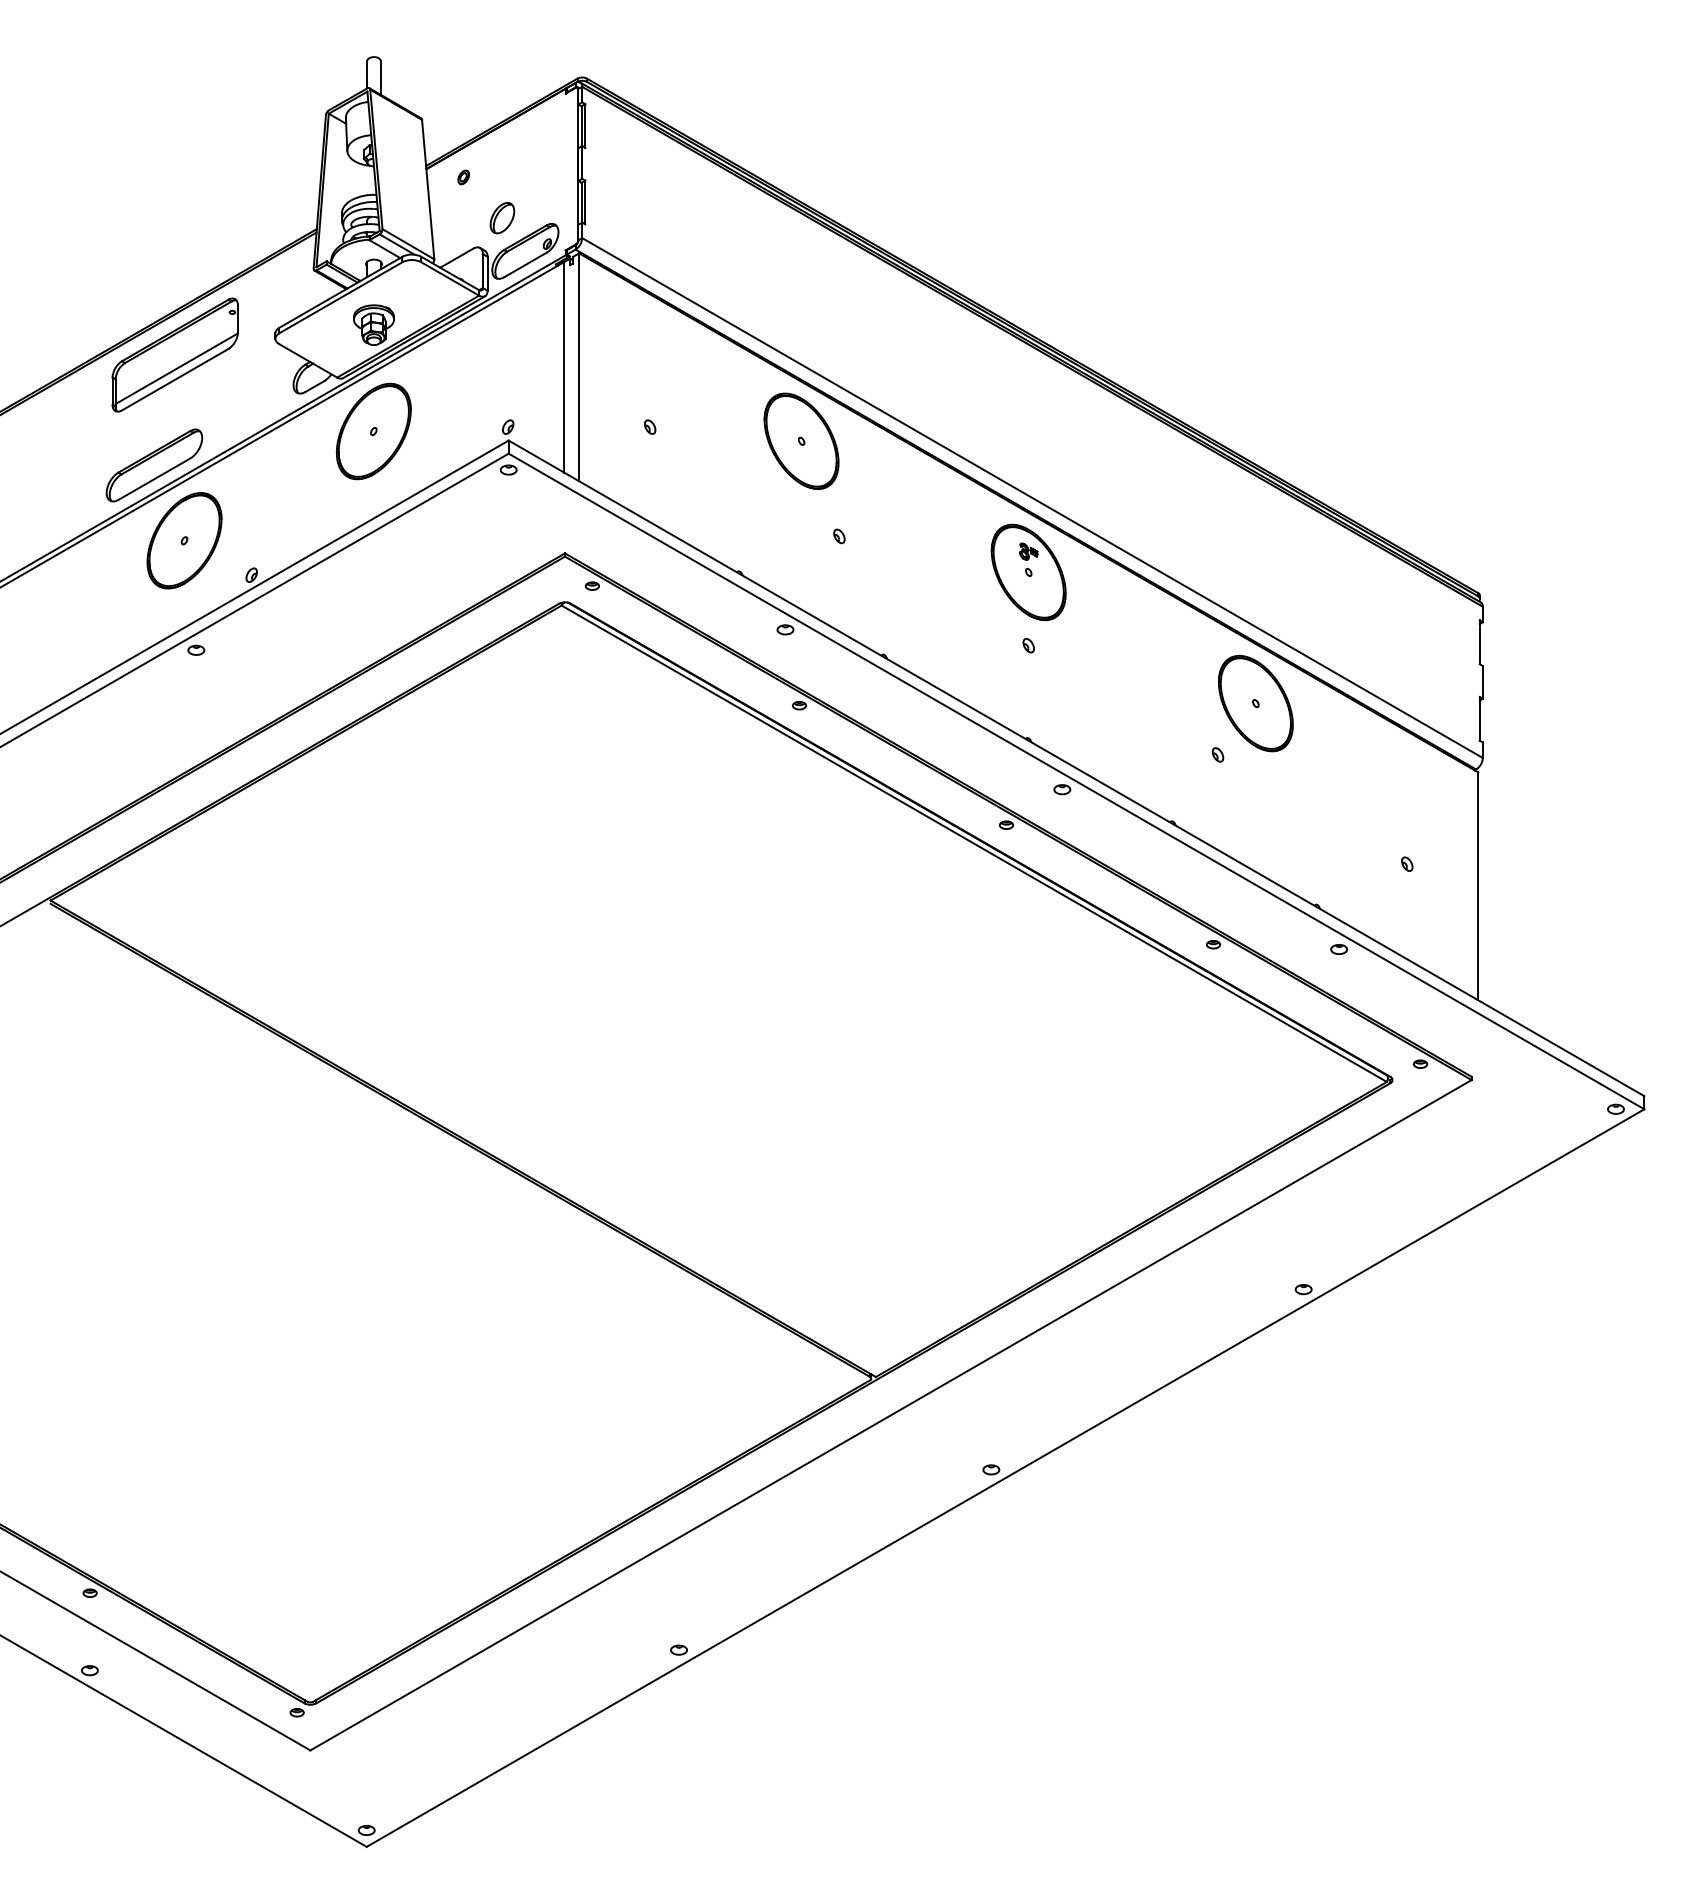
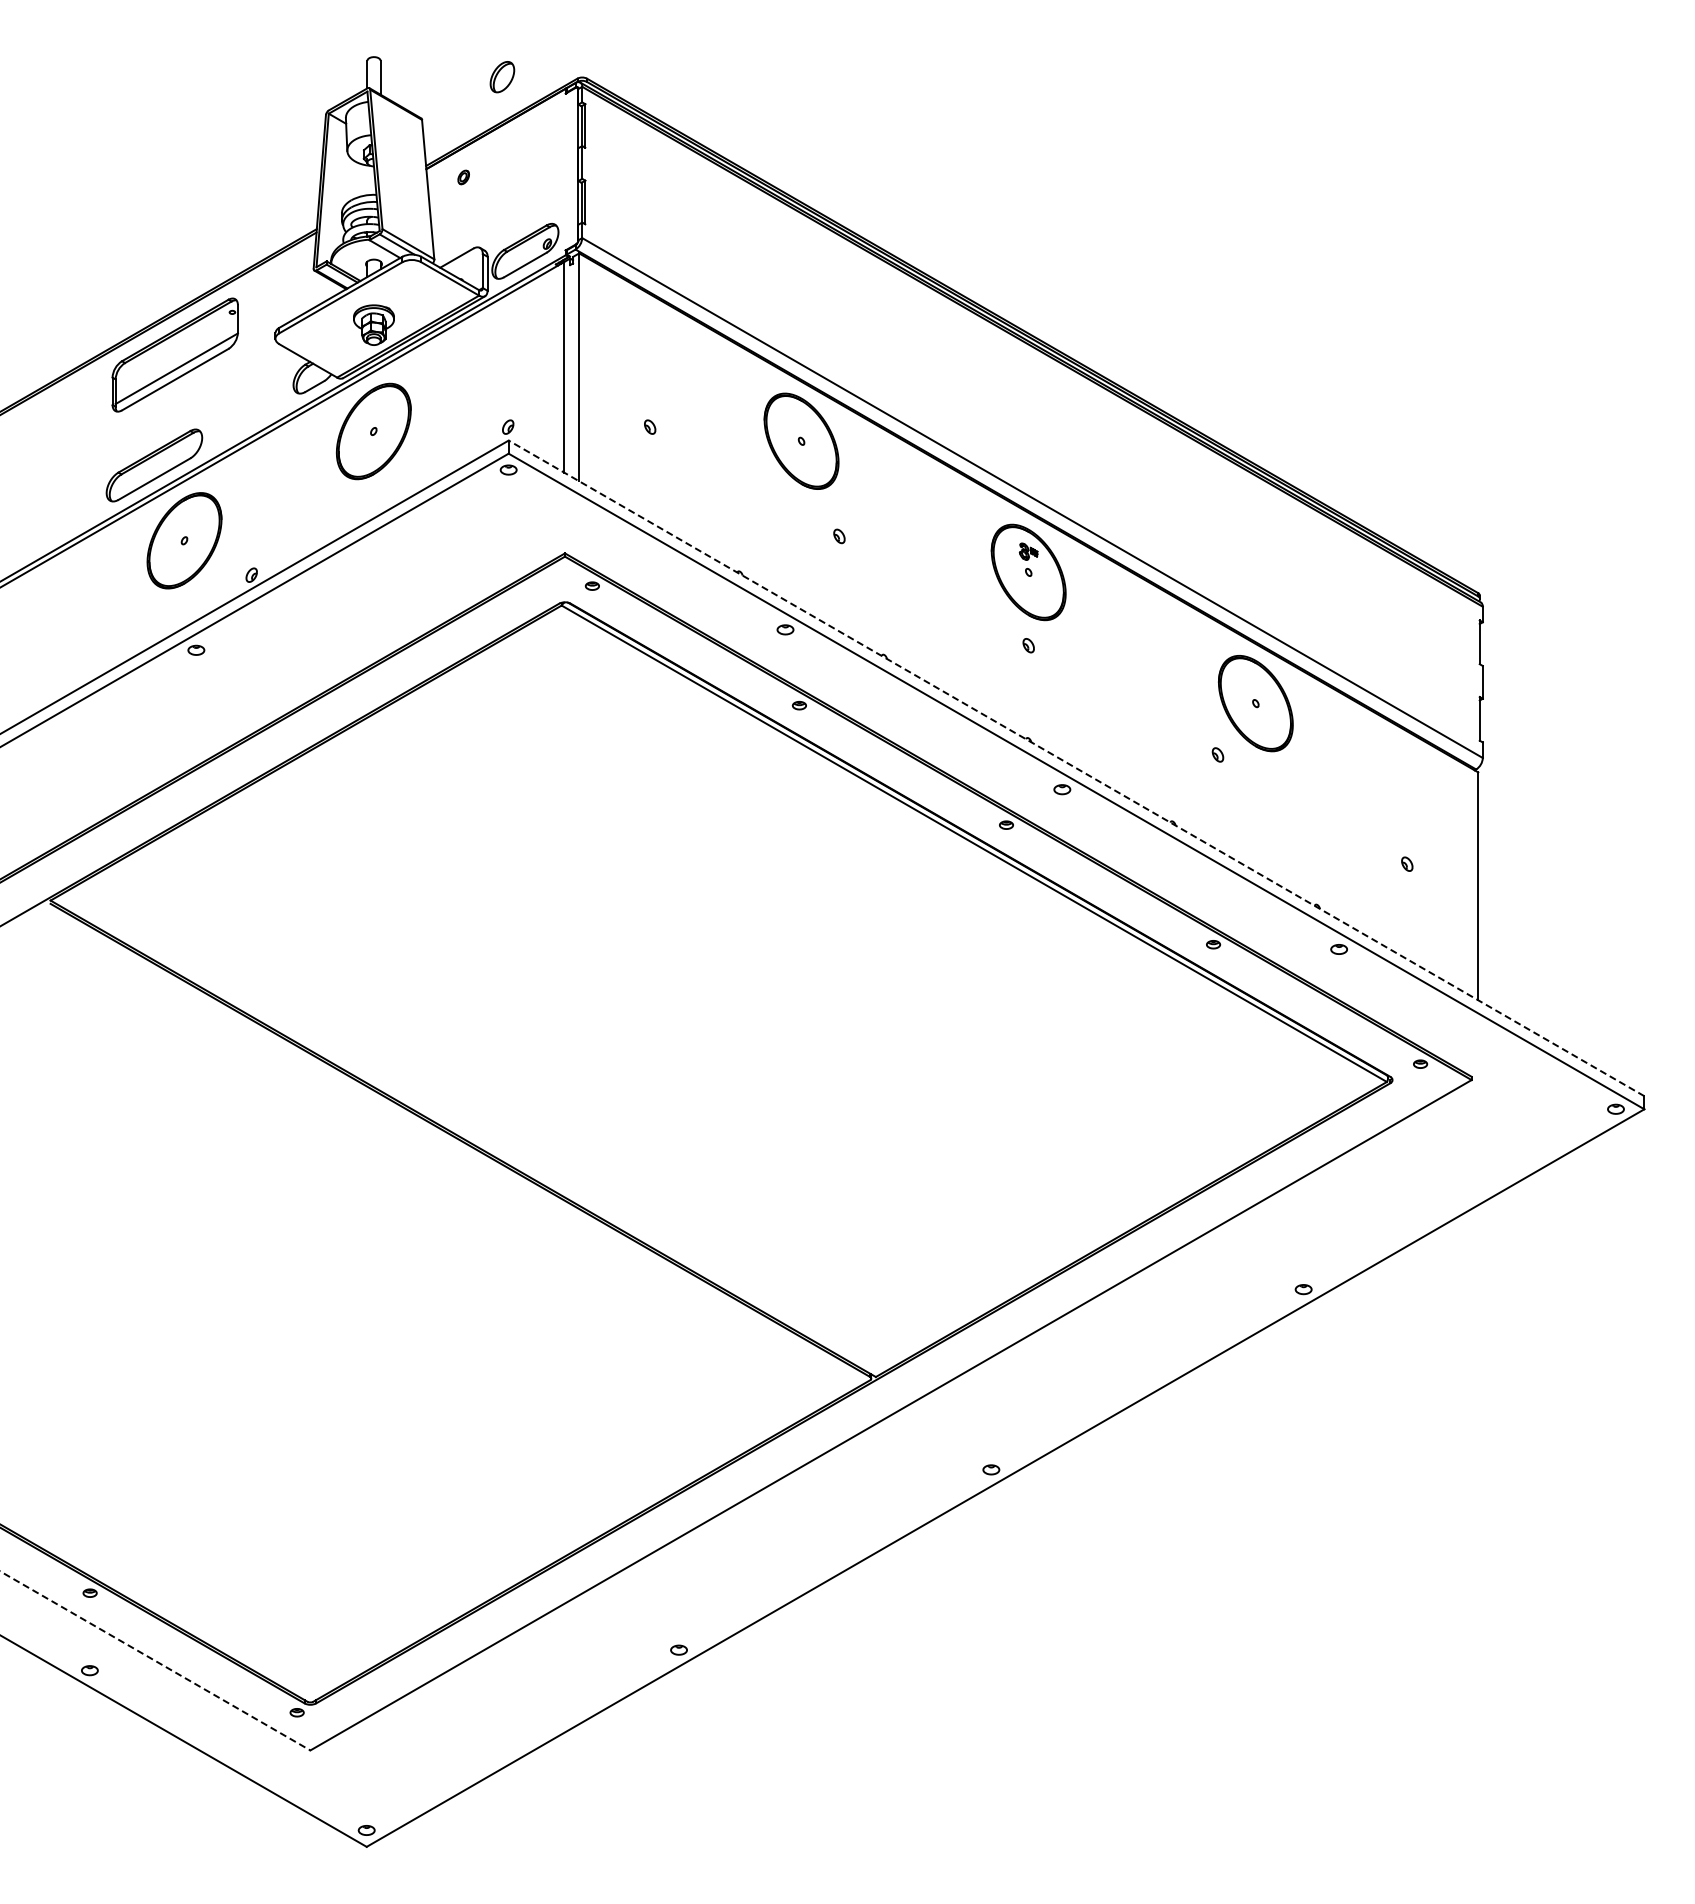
part position: (502, 218) -> (502, 77) (502, 77)
line: solid -> dashed (1076, 768)
line: solid -> dashed (155, 1660)
